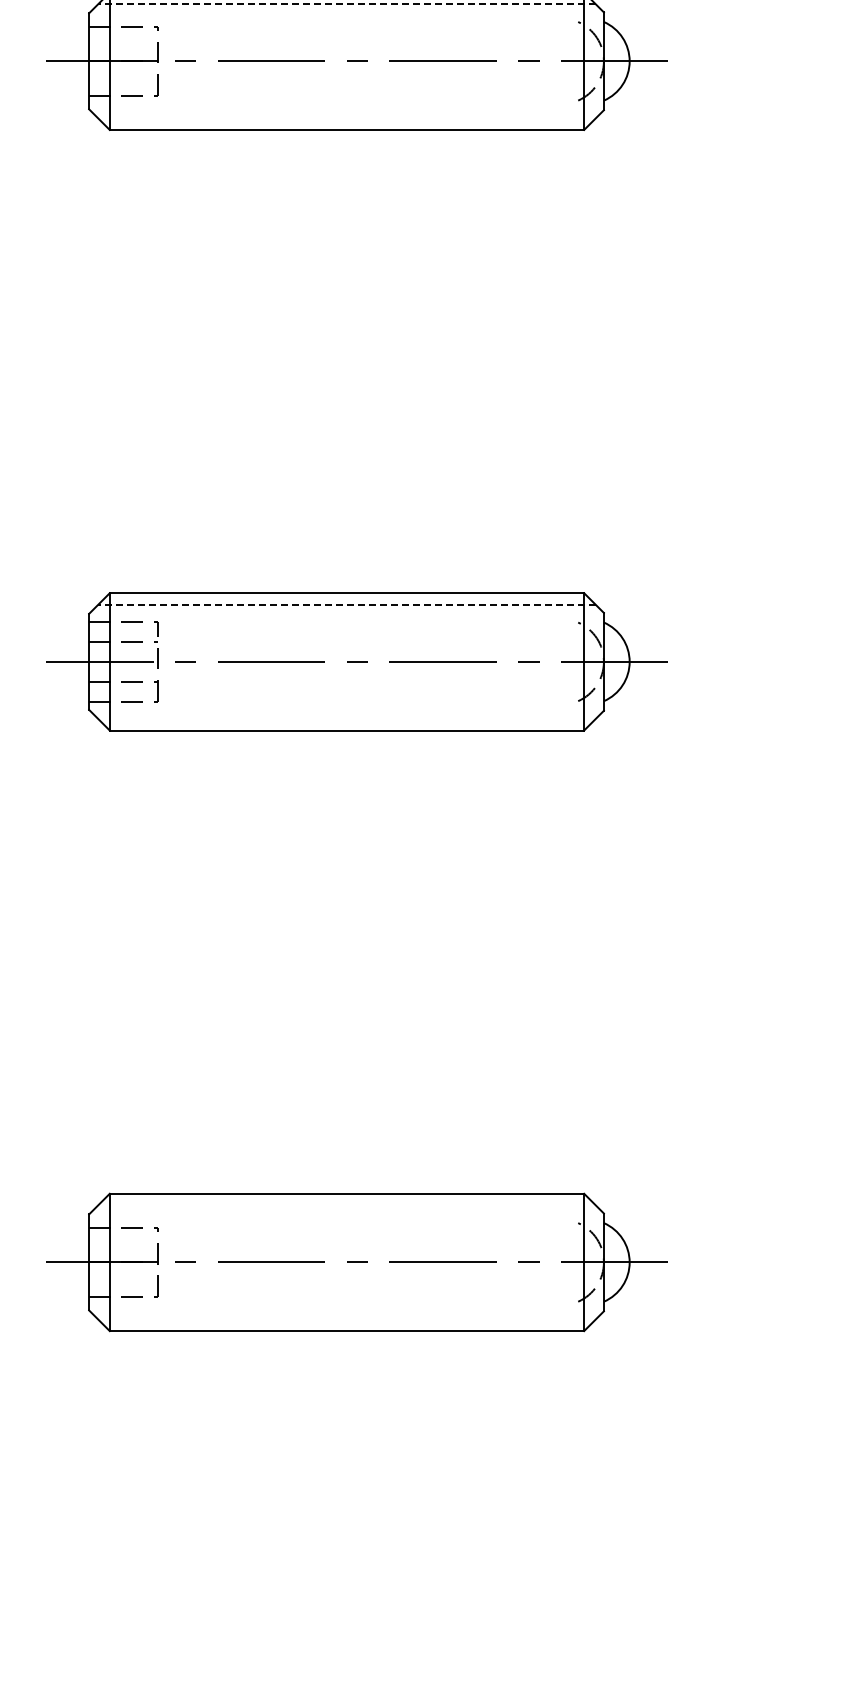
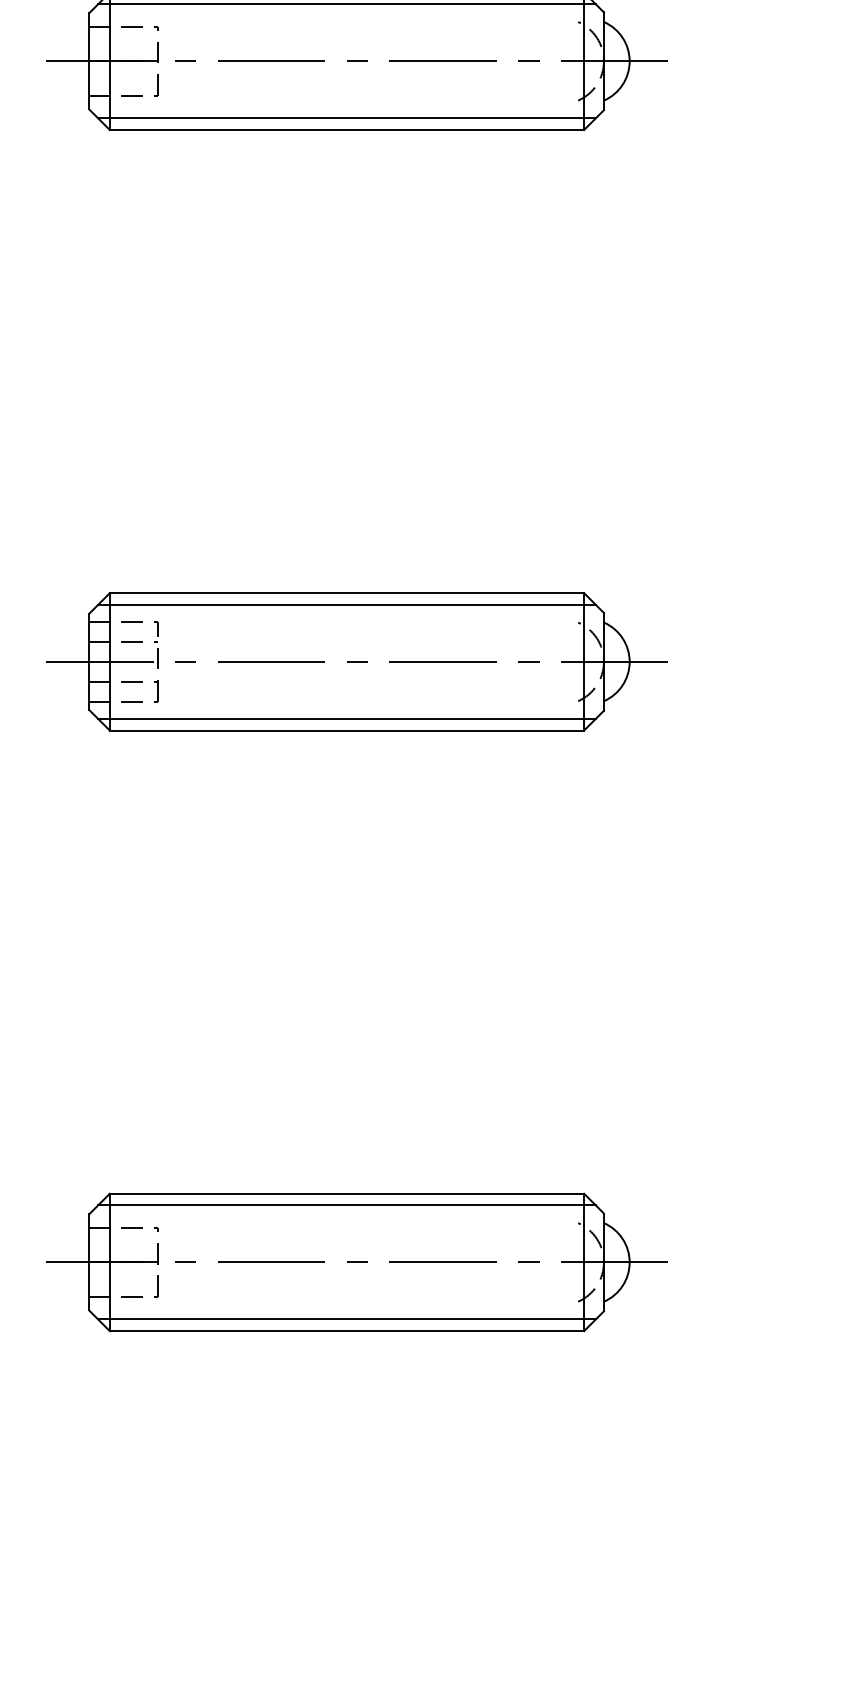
line: dashed -> solid (346, 4)
line: none -> present (346, 118)
line: dashed -> solid (346, 604)
line: none -> present (346, 718)
line: none -> present (346, 1205)
line: none -> present (346, 1319)
